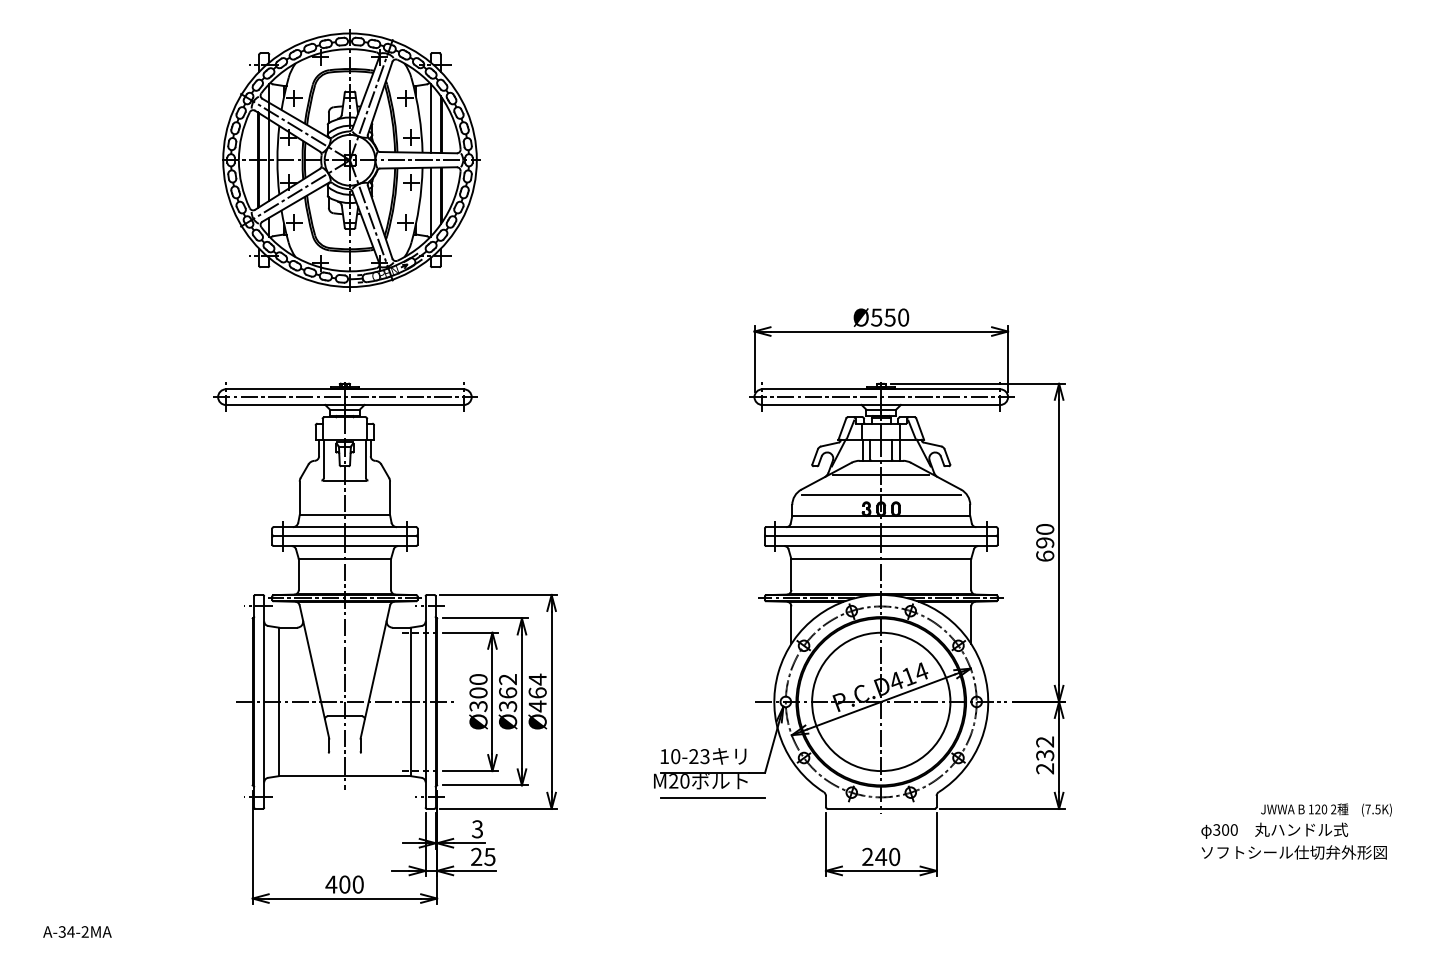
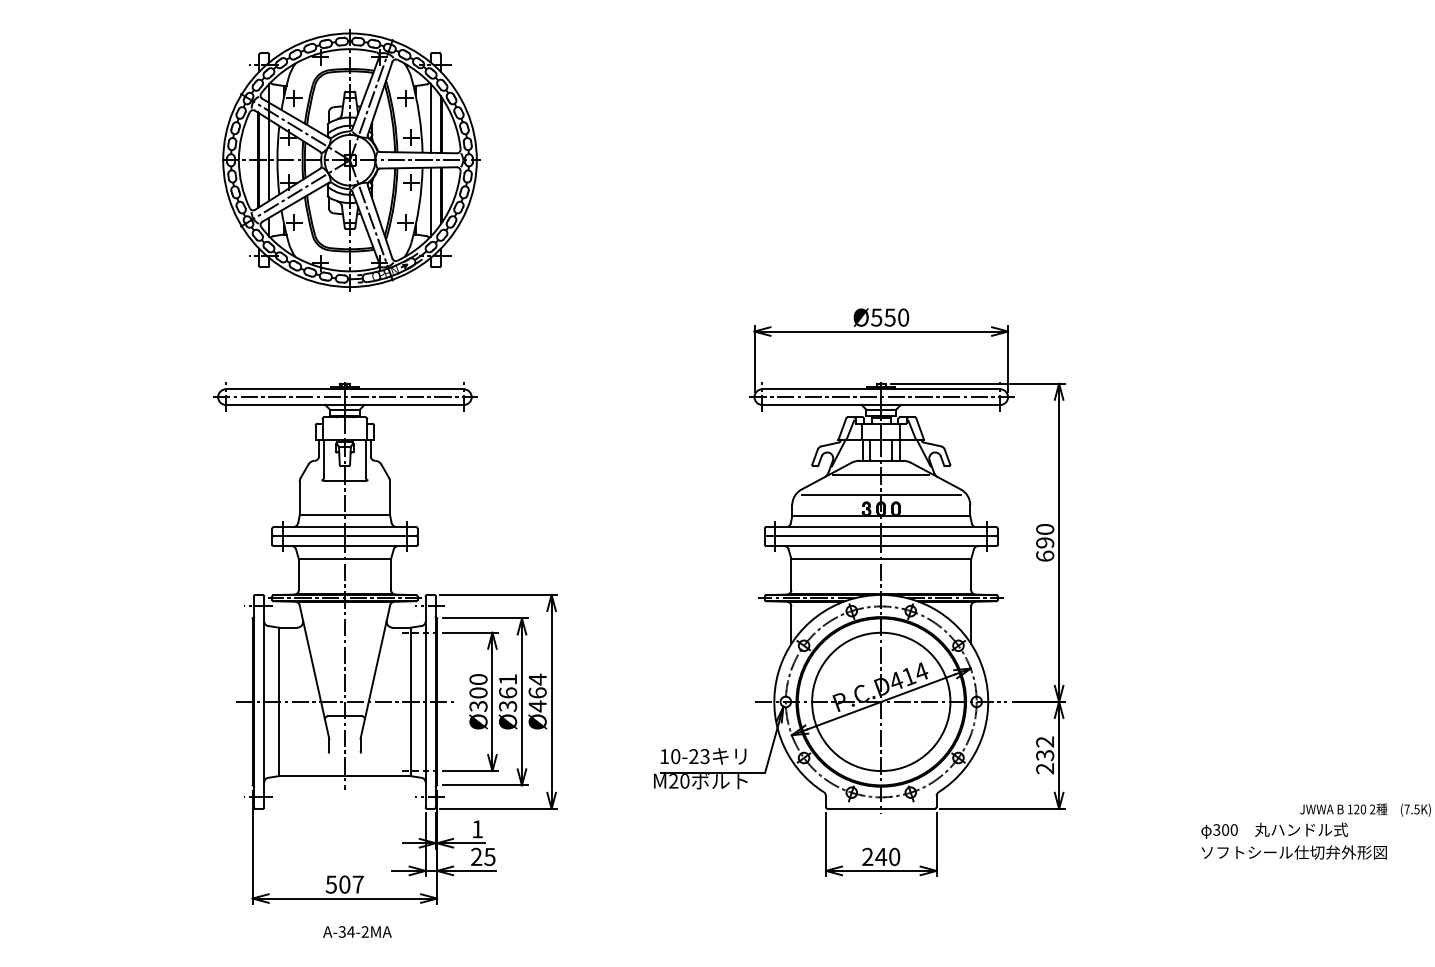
text: Ø362 -> Ø361 (507, 679)
line: present -> none (712, 798)
text position: (1326, 809) -> (1365, 809) (1365, 809)
text: 3 -> 1 (477, 829)
text: 400 -> 507 (344, 884)
text position: (77, 931) -> (357, 931) (357, 931)
